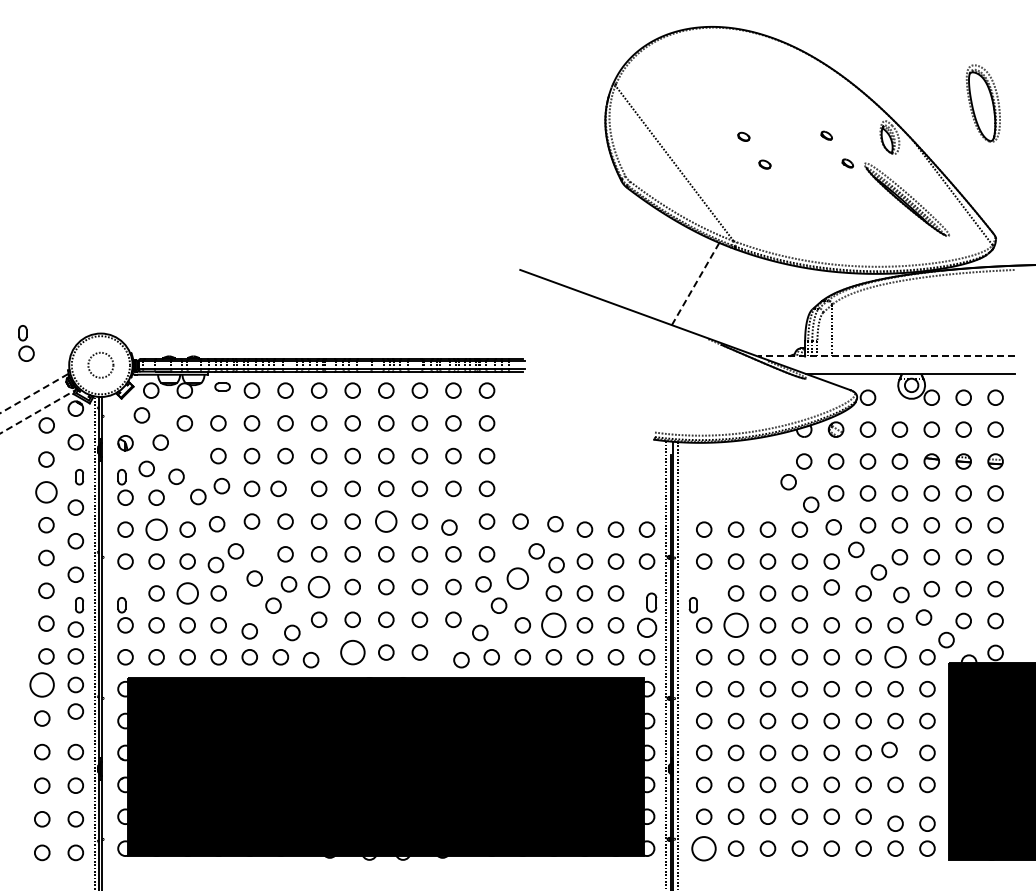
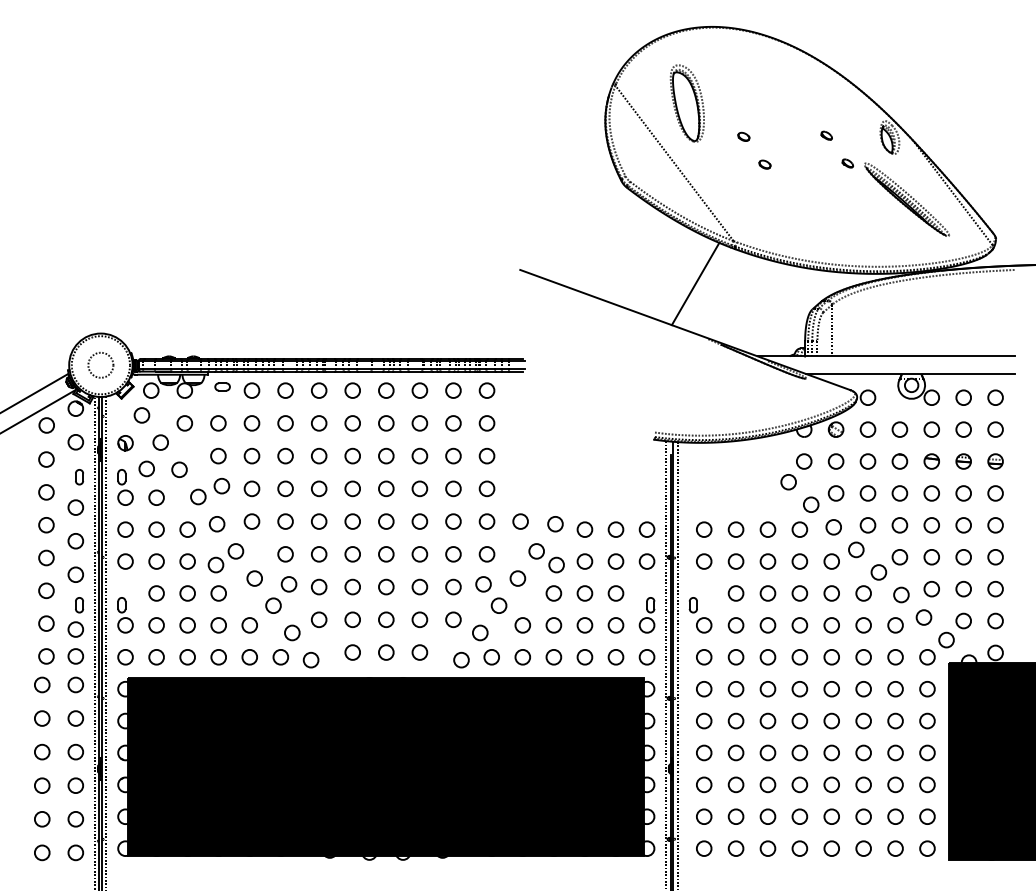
part position: (982, 103) -> (686, 103) (686, 103)
line: dashed -> solid (695, 284)
part: present -> none (26, 343)
line: dashed -> solid (885, 356)
line: dashed -> solid (34, 393)
line: dashed -> solid (39, 411)
circle position: (176, 476) -> (179, 469) (179, 469)
circle position: (278, 488) -> (285, 488) (285, 488)
circle size: 23x23 px -> 17x17 px (46, 492)
circle size: 23x23 px -> 17x17 px (386, 521)
circle position: (449, 527) -> (453, 521) (453, 521)
circle size: 23x23 px -> 17x17 px (156, 529)
circle size: 23x23 px -> 18x17 px (517, 578)
circle size: 24x23 px -> 17x18 px (319, 586)
circle position: (831, 587) -> (831, 593) (831, 593)
circle size: 23x23 px -> 17x17 px (187, 593)
part size: 21x46 px -> 18x37 px (646, 615)
circle size: 26x26 px -> 18x17 px (553, 625)
circle size: 26x26 px -> 18x17 px (735, 625)
circle position: (249, 631) -> (249, 625) (249, 625)
line: none -> present (106, 641)
circle size: 26x26 px -> 17x17 px (352, 652)
circle size: 23x23 px -> 17x17 px (895, 657)
circle size: 26x26 px -> 17x18 px (42, 684)
circle position: (75, 711) -> (75, 718) (75, 718)
circle position: (889, 749) -> (895, 752) (895, 752)
circle position: (895, 823) -> (895, 816) (895, 816)
circle position: (927, 823) -> (927, 816) (927, 816)
circle size: 26x26 px -> 17x17 px (704, 848)
